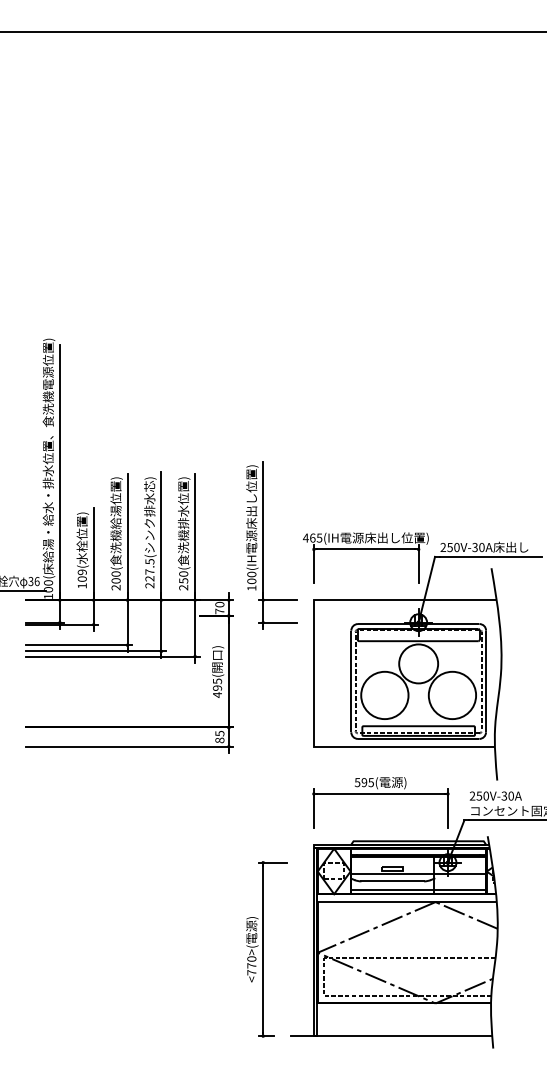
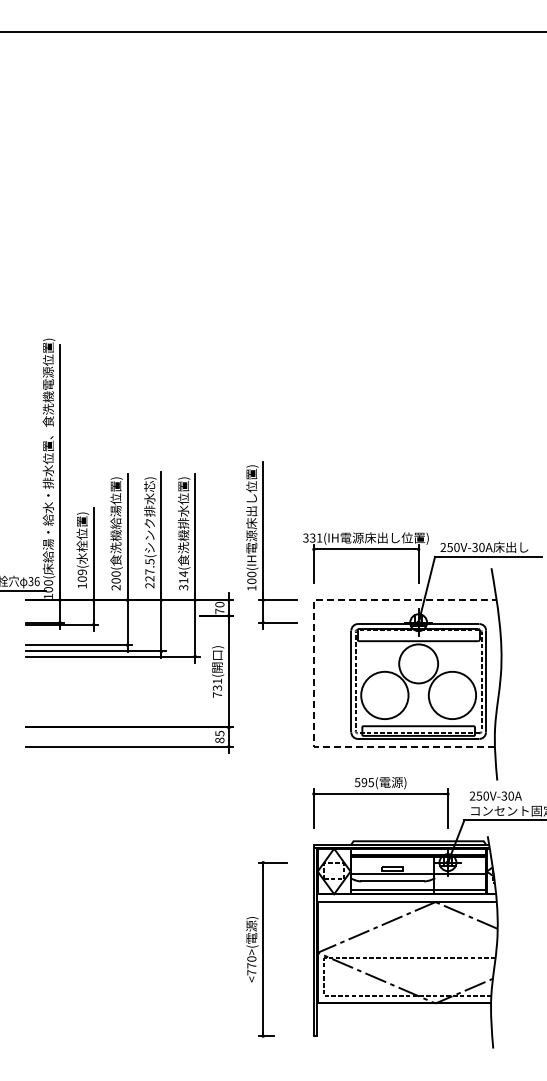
text: 465 -> 331 (312, 537)
text: 250( -> 314( (183, 580)
line: solid -> dashed (313, 672)
text: 495( -> 731( (217, 687)
line: present -> none (391, 1036)
